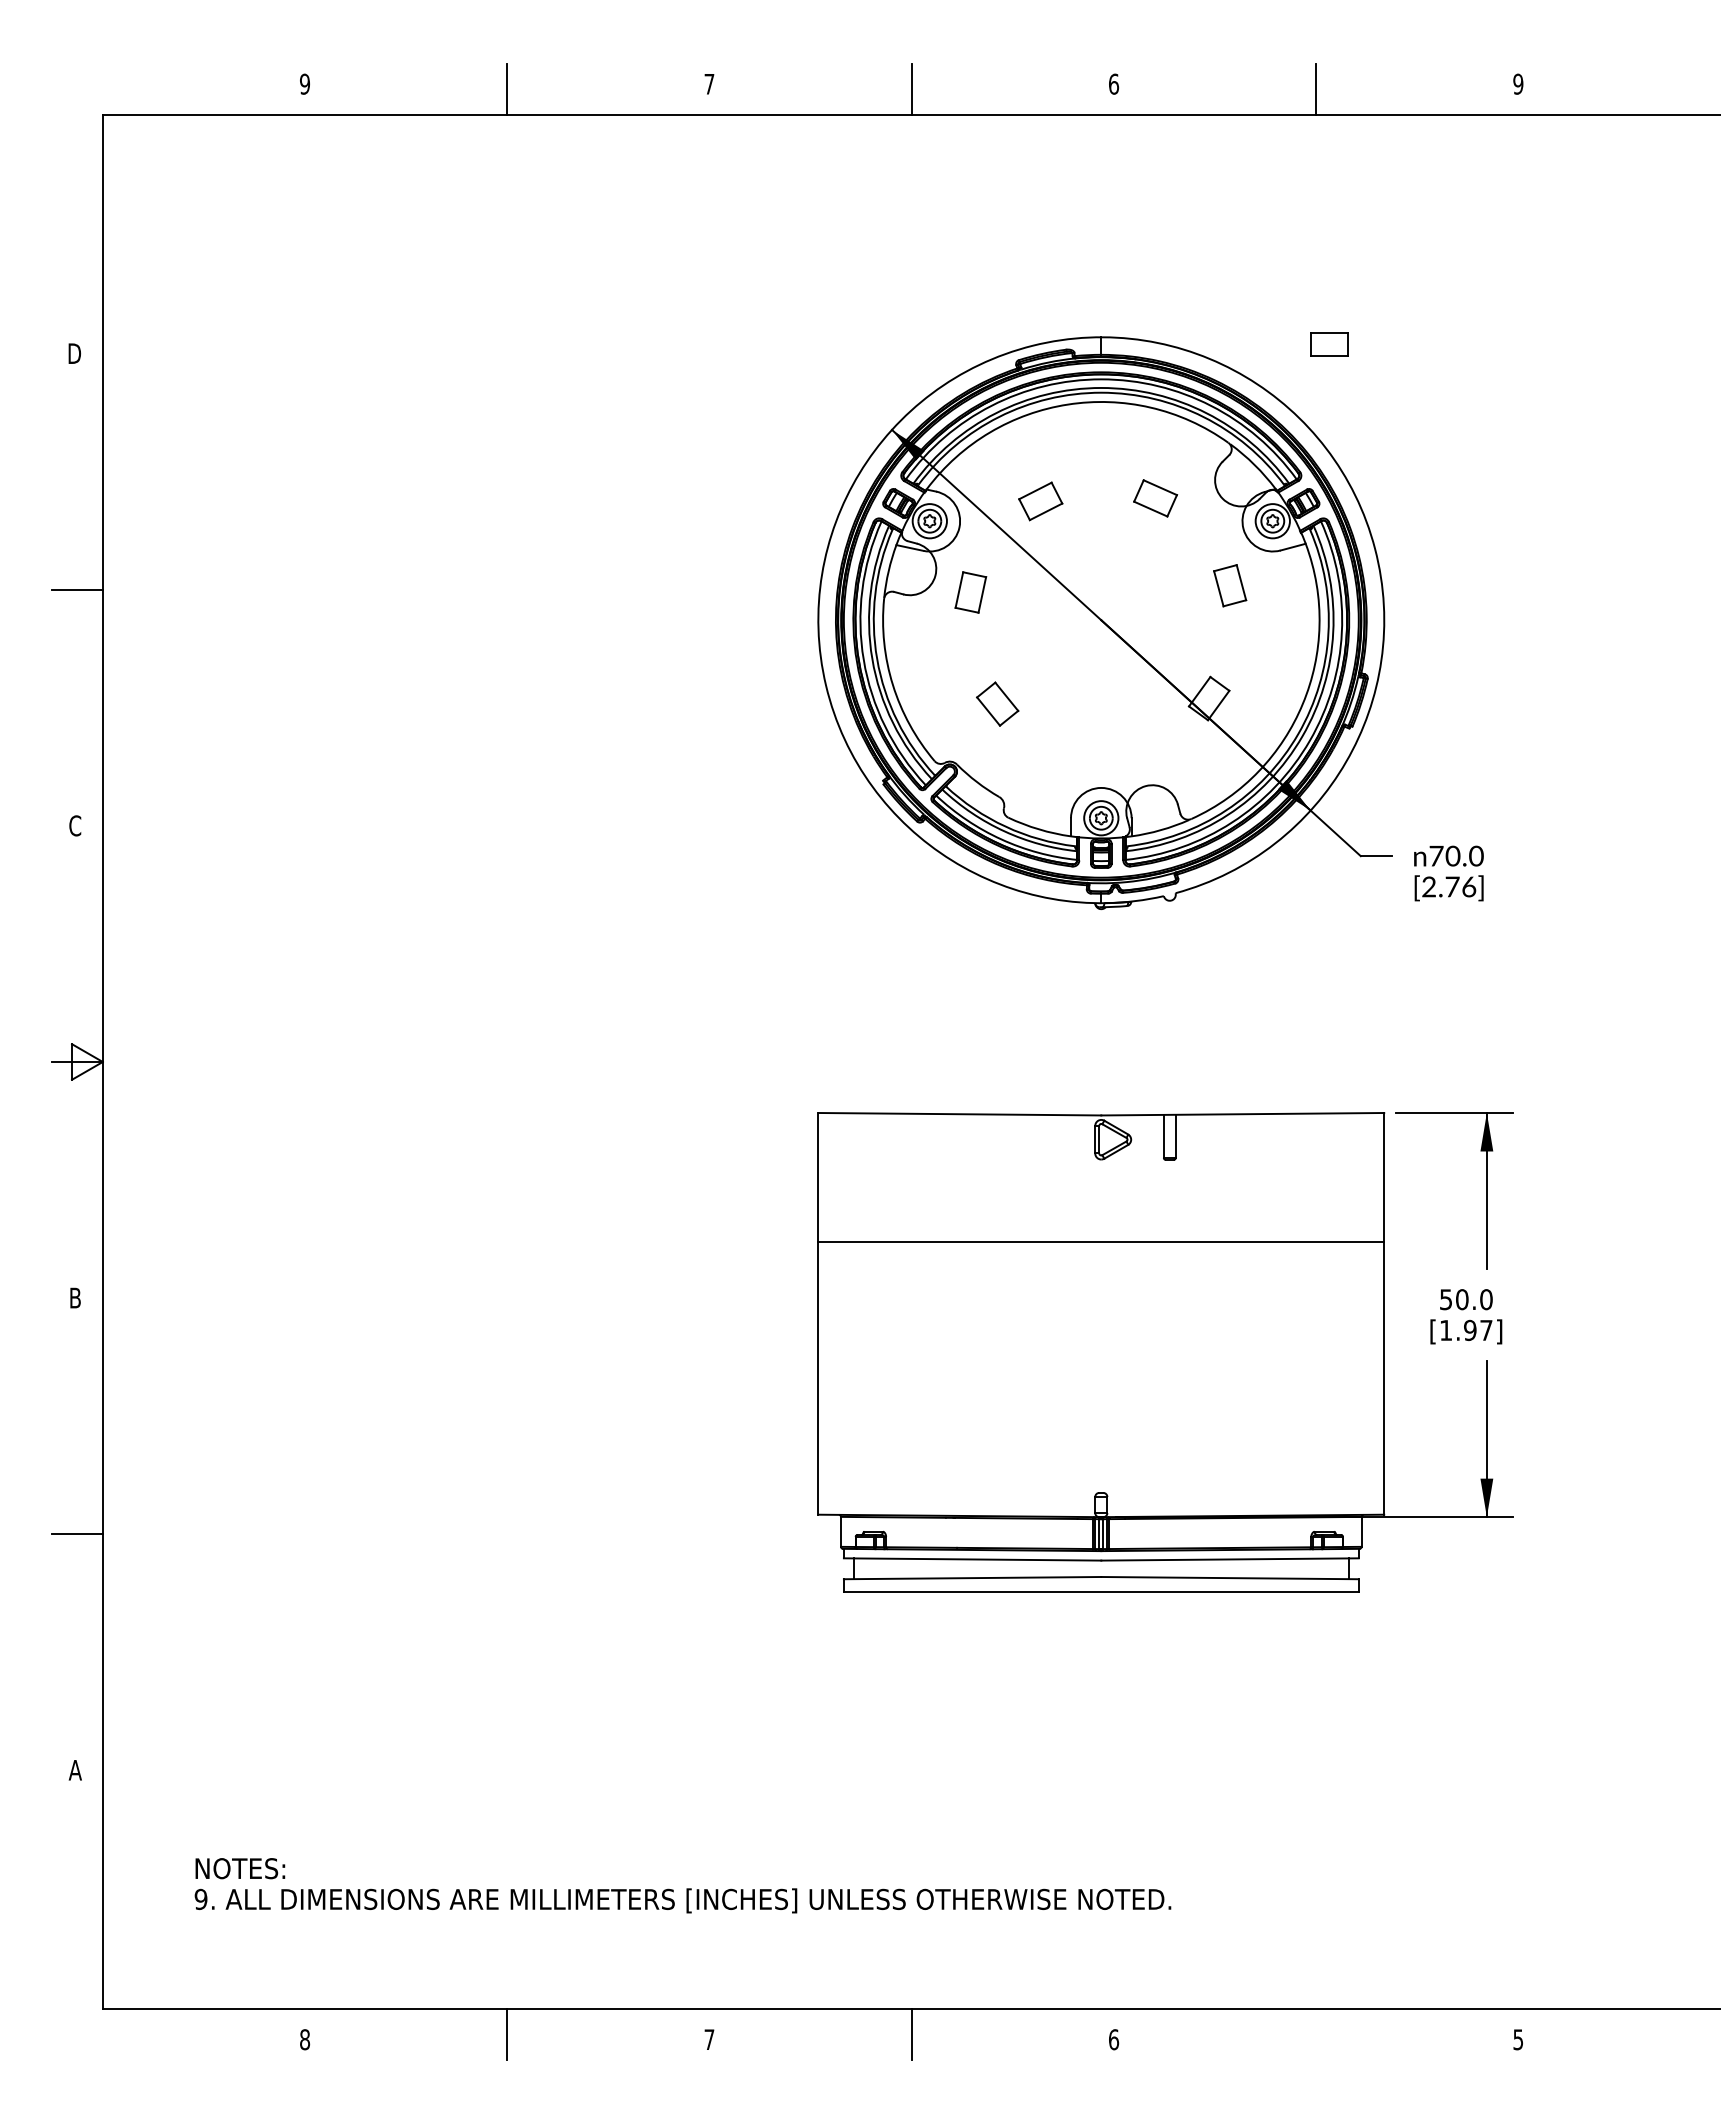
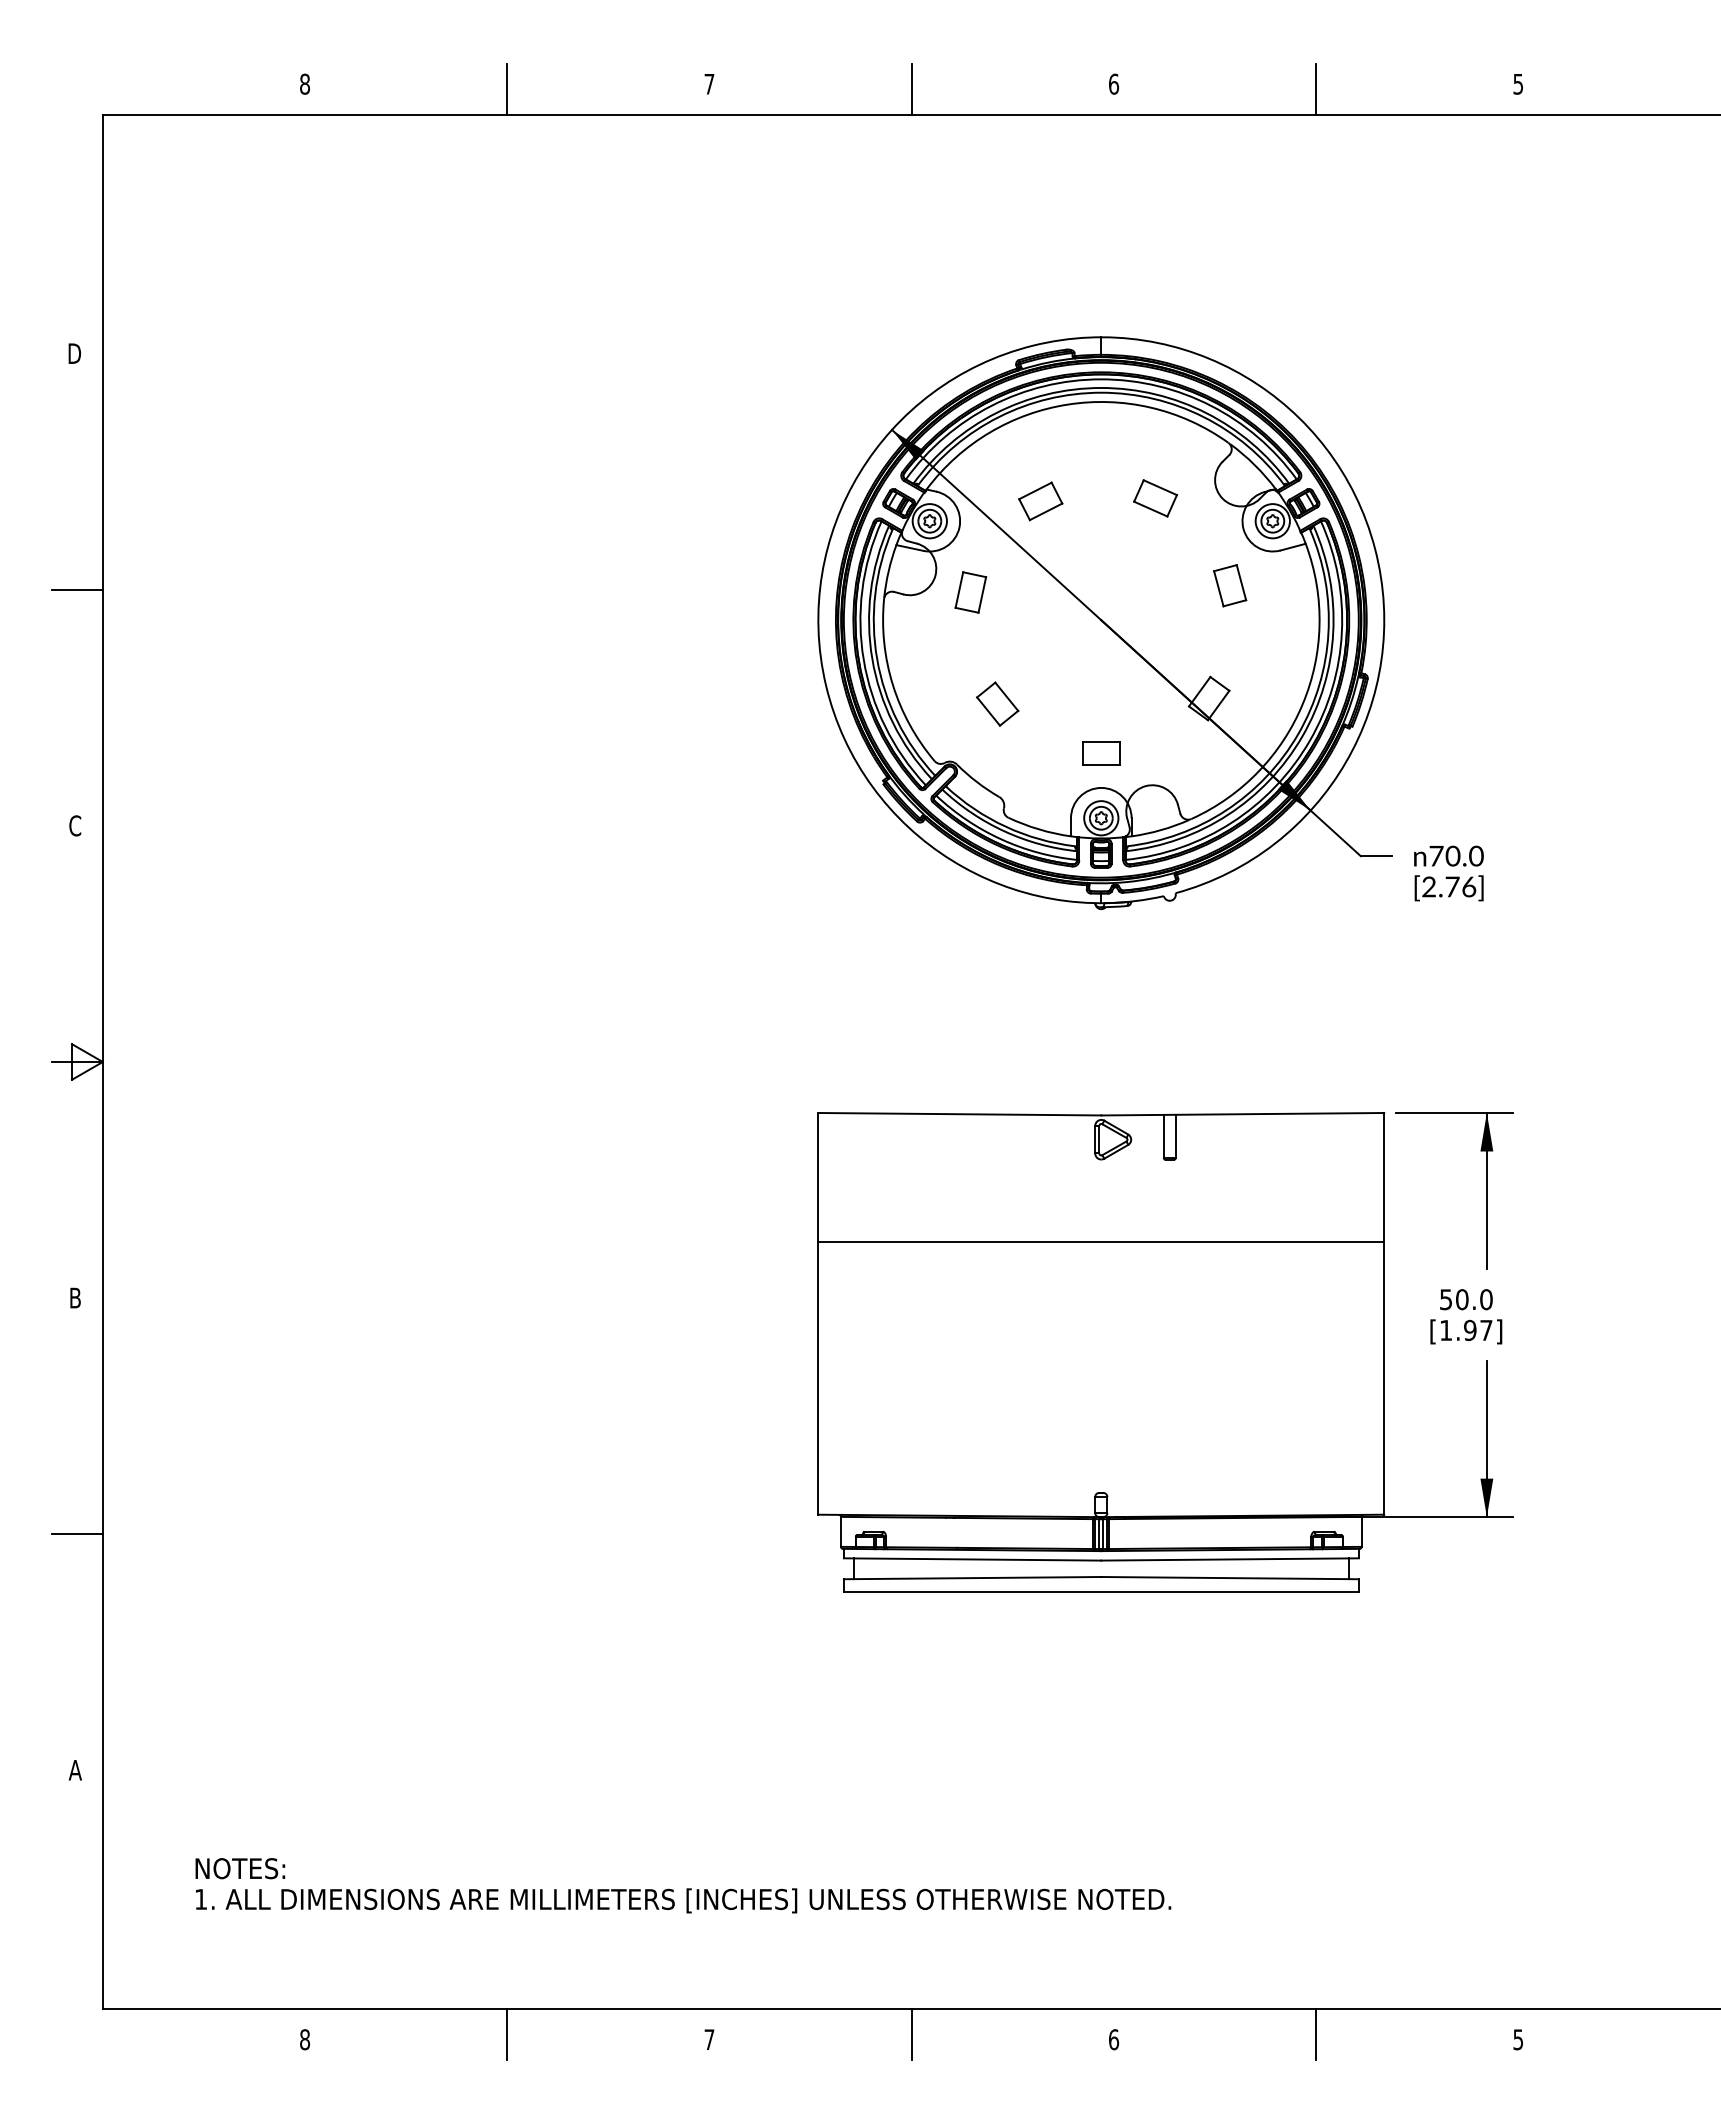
text: 9 -> 8 (305, 83)
text: 9 -> 5 (1518, 83)
part position: (1329, 344) -> (1101, 753) (1101, 753)
text: 9. -> 1. (200, 1899)
line: none -> present (1316, 2034)
